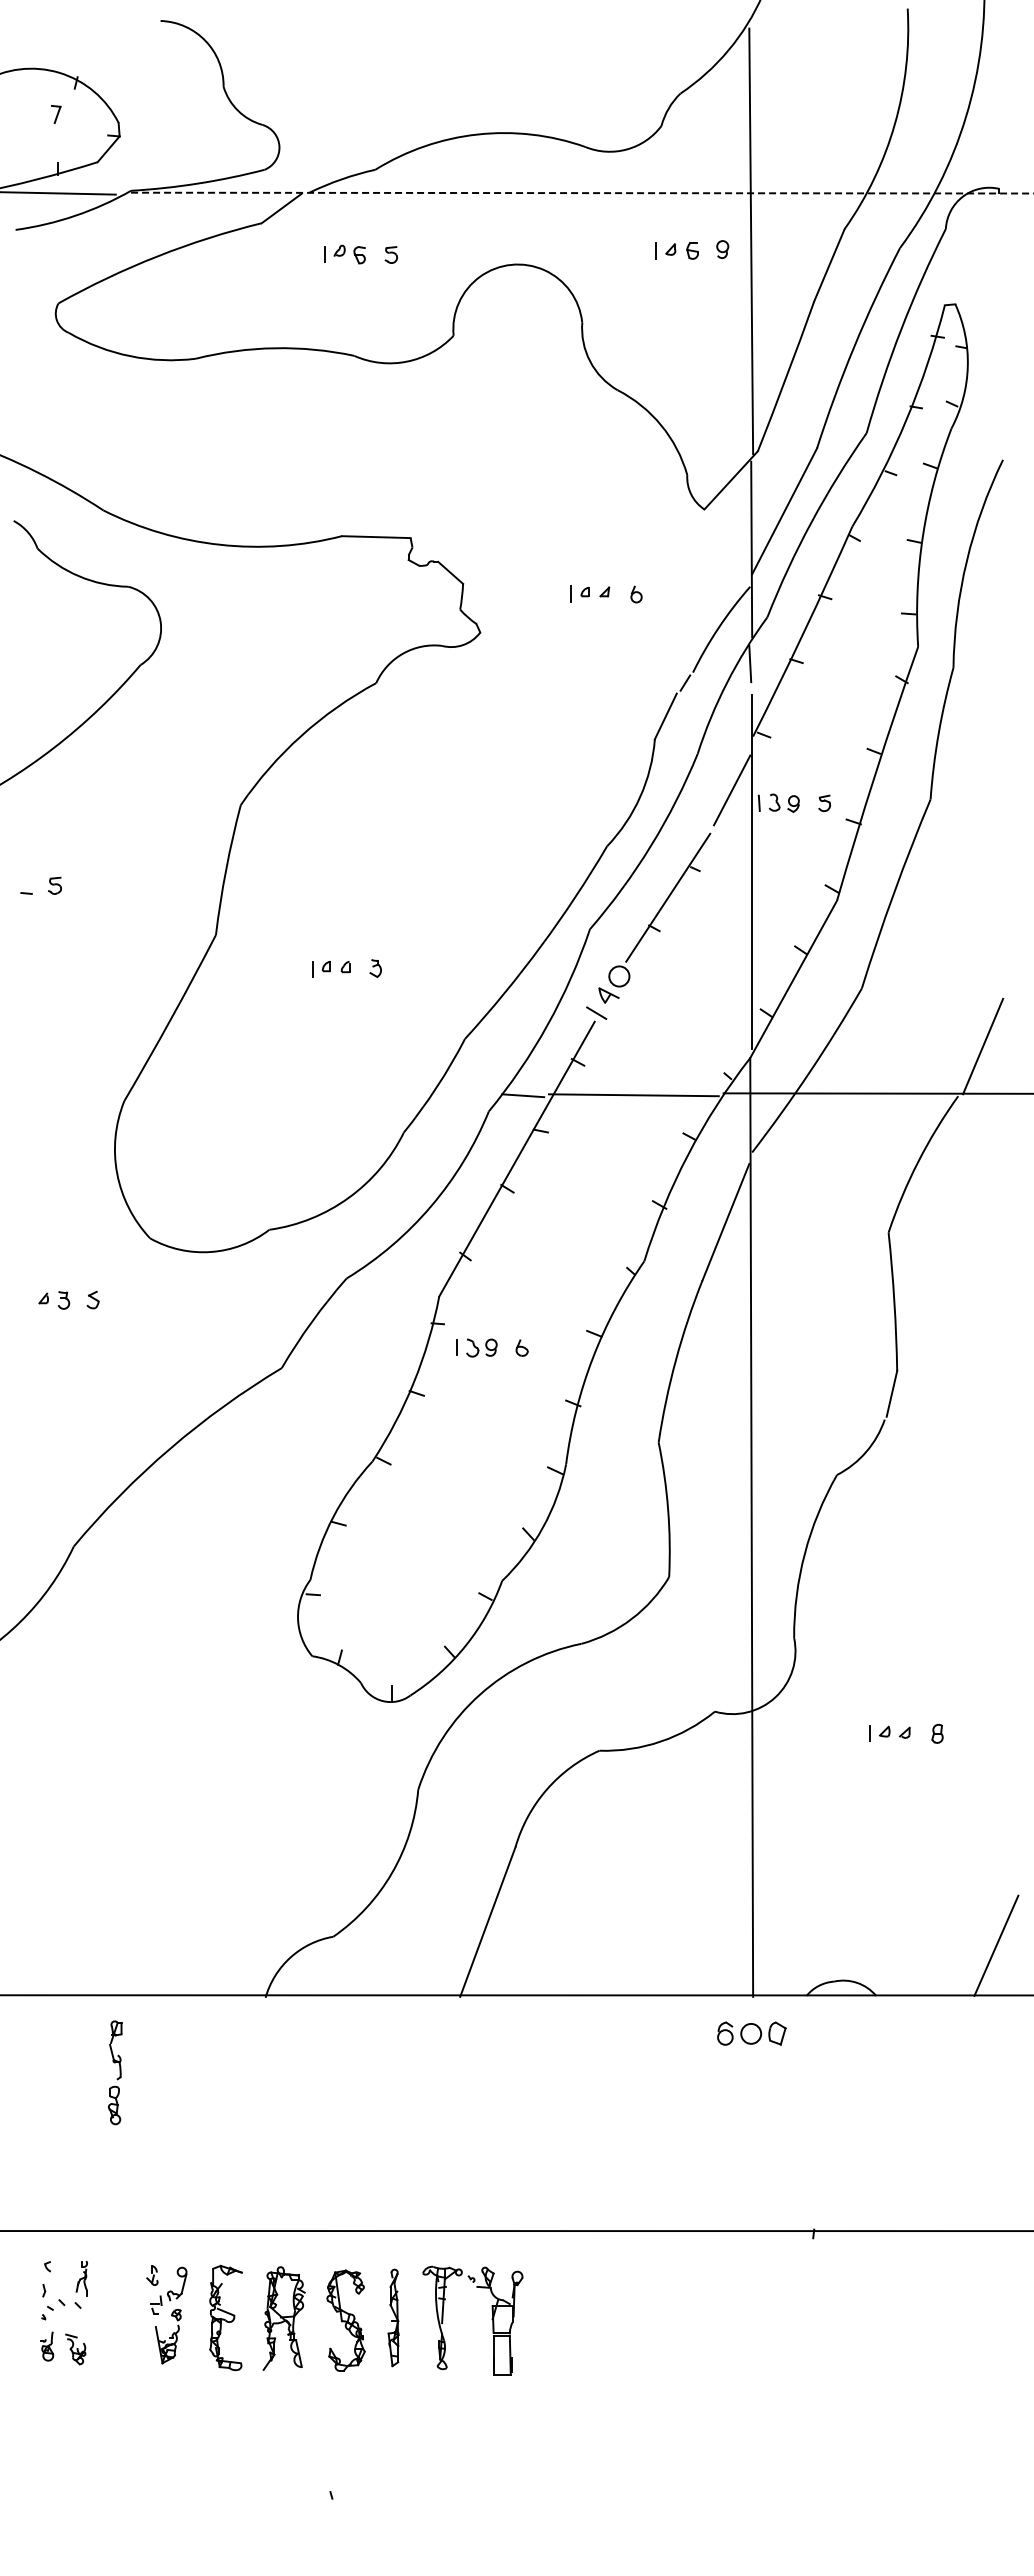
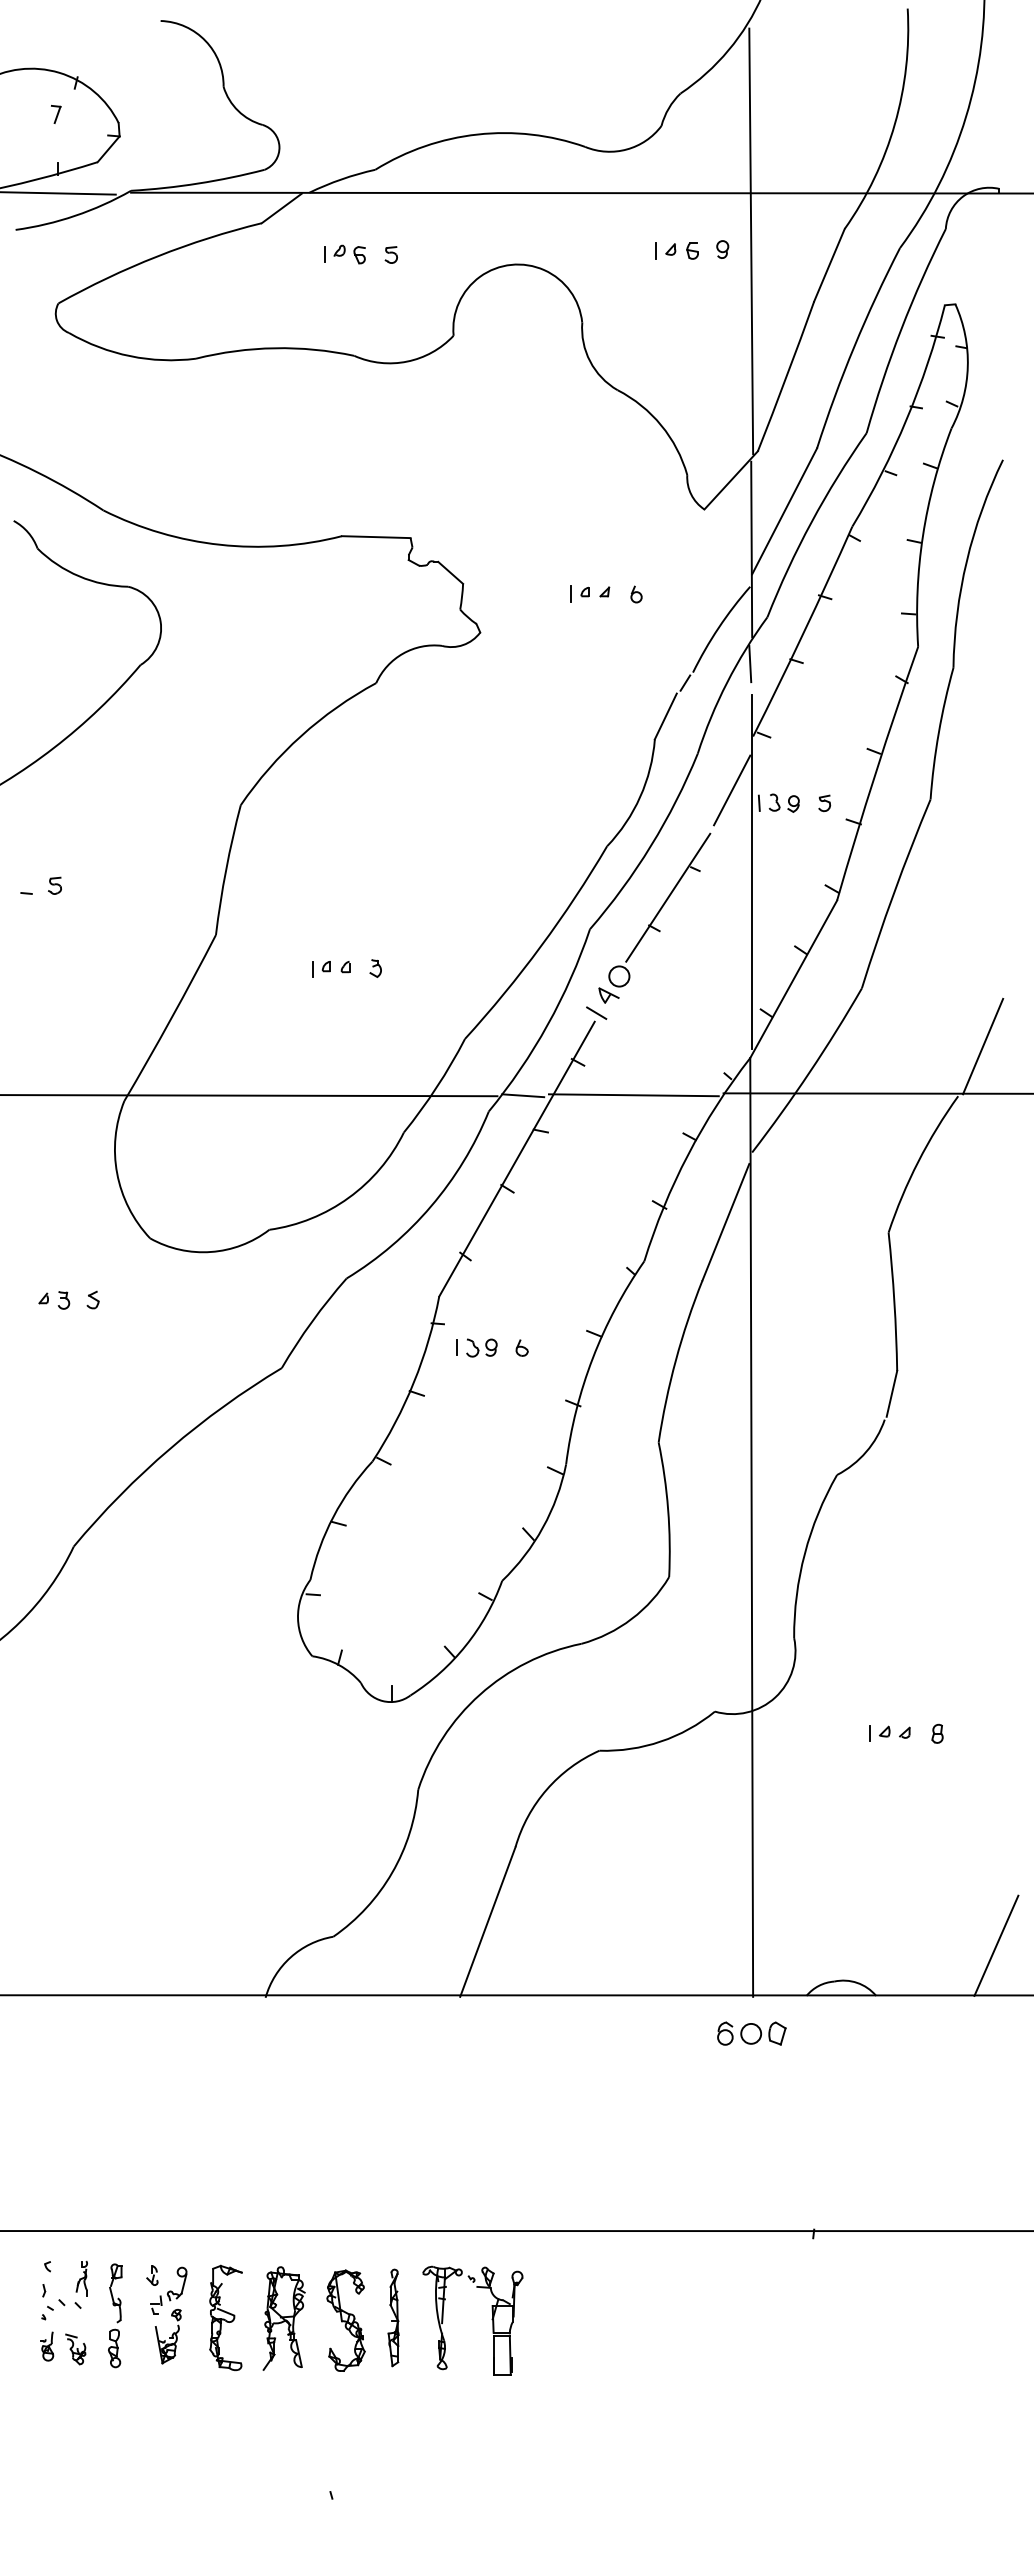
line: dashed -> solid (583, 193)
line: none -> present (249, 1095)
part position: (115, 2072) -> (115, 2315) (115, 2315)
